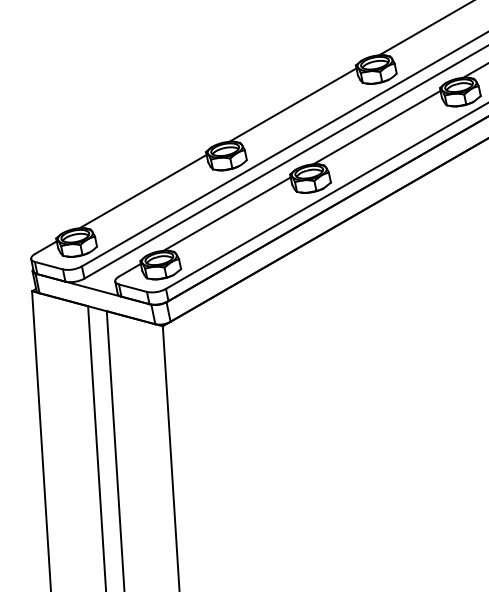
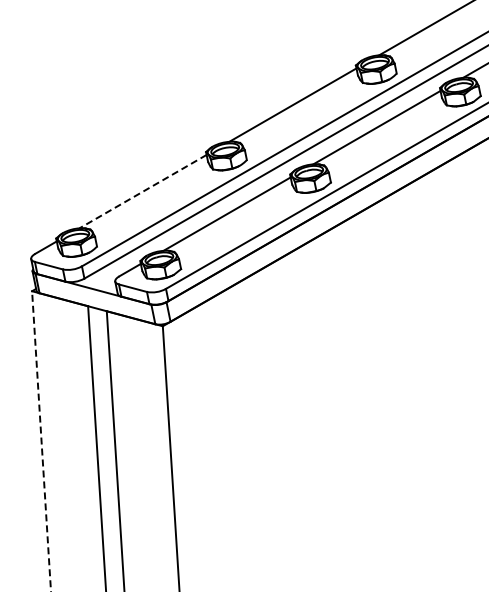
line: solid -> dashed (142, 191)
line: solid -> dashed (41, 440)
